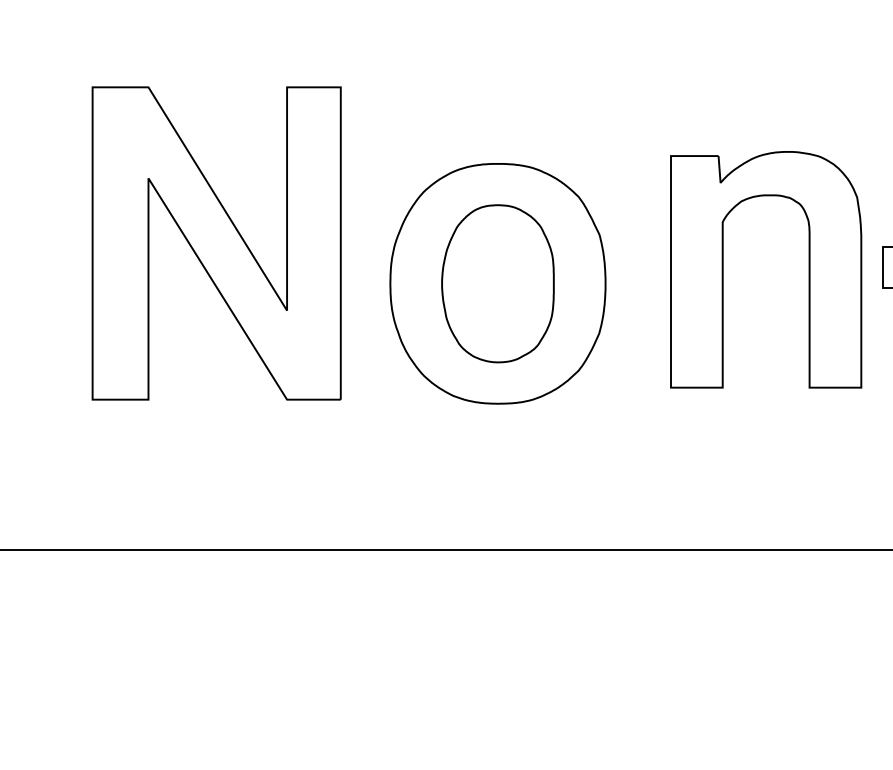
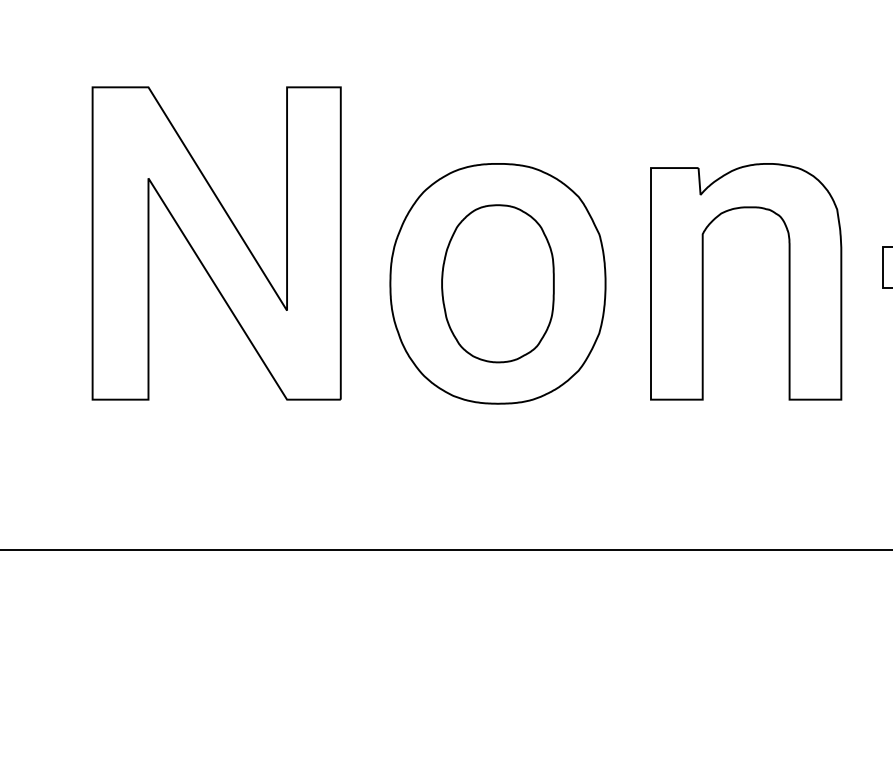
part position: (808, 269) -> (788, 281) (788, 281)
